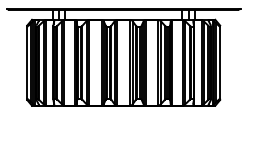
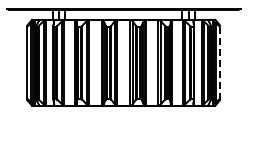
line: solid -> dashed (220, 62)
